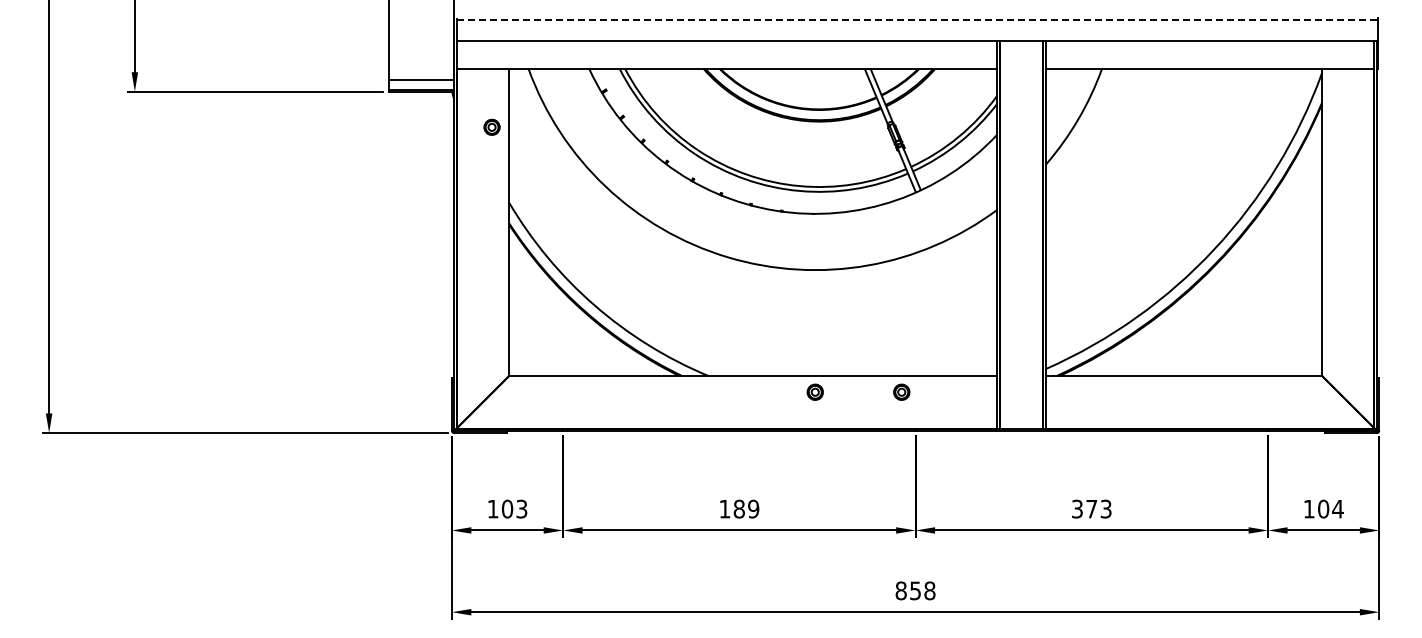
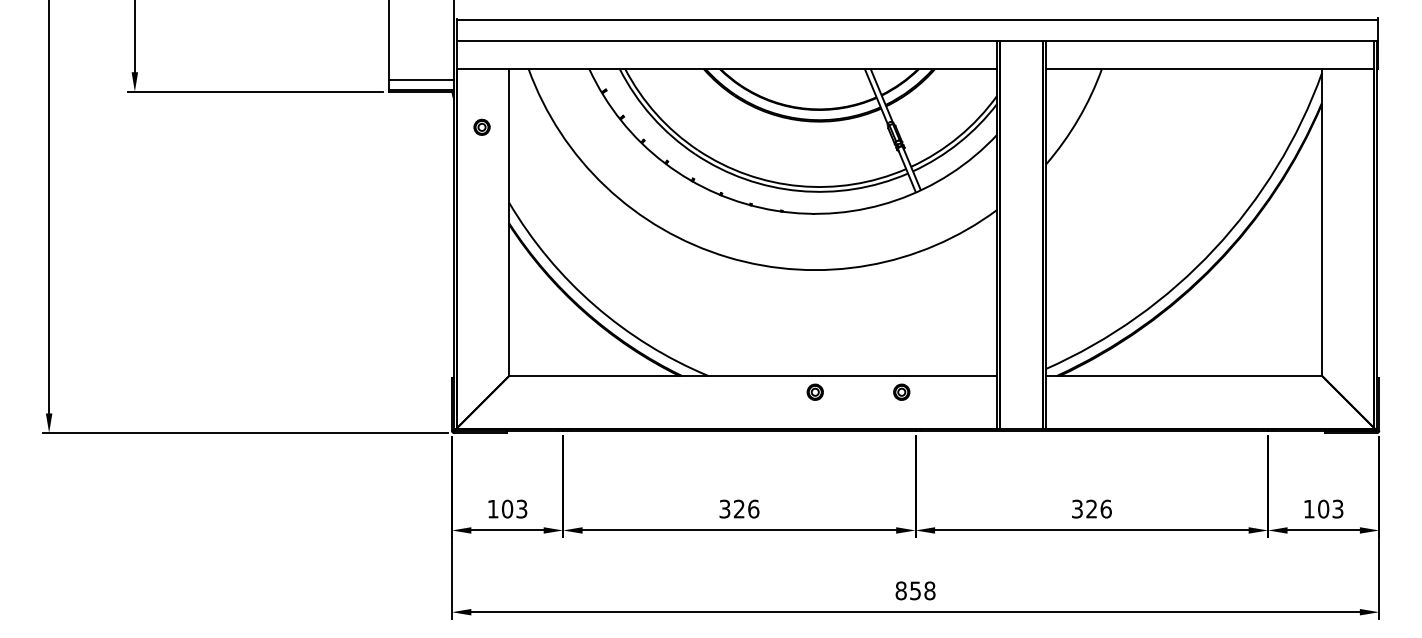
line: dashed -> solid (917, 20)
part position: (491, 126) -> (481, 126) (481, 126)
text: 189 -> 326 (739, 508)
text: 373 -> 326 (1098, 508)
text: 104 -> 103 (1337, 508)
